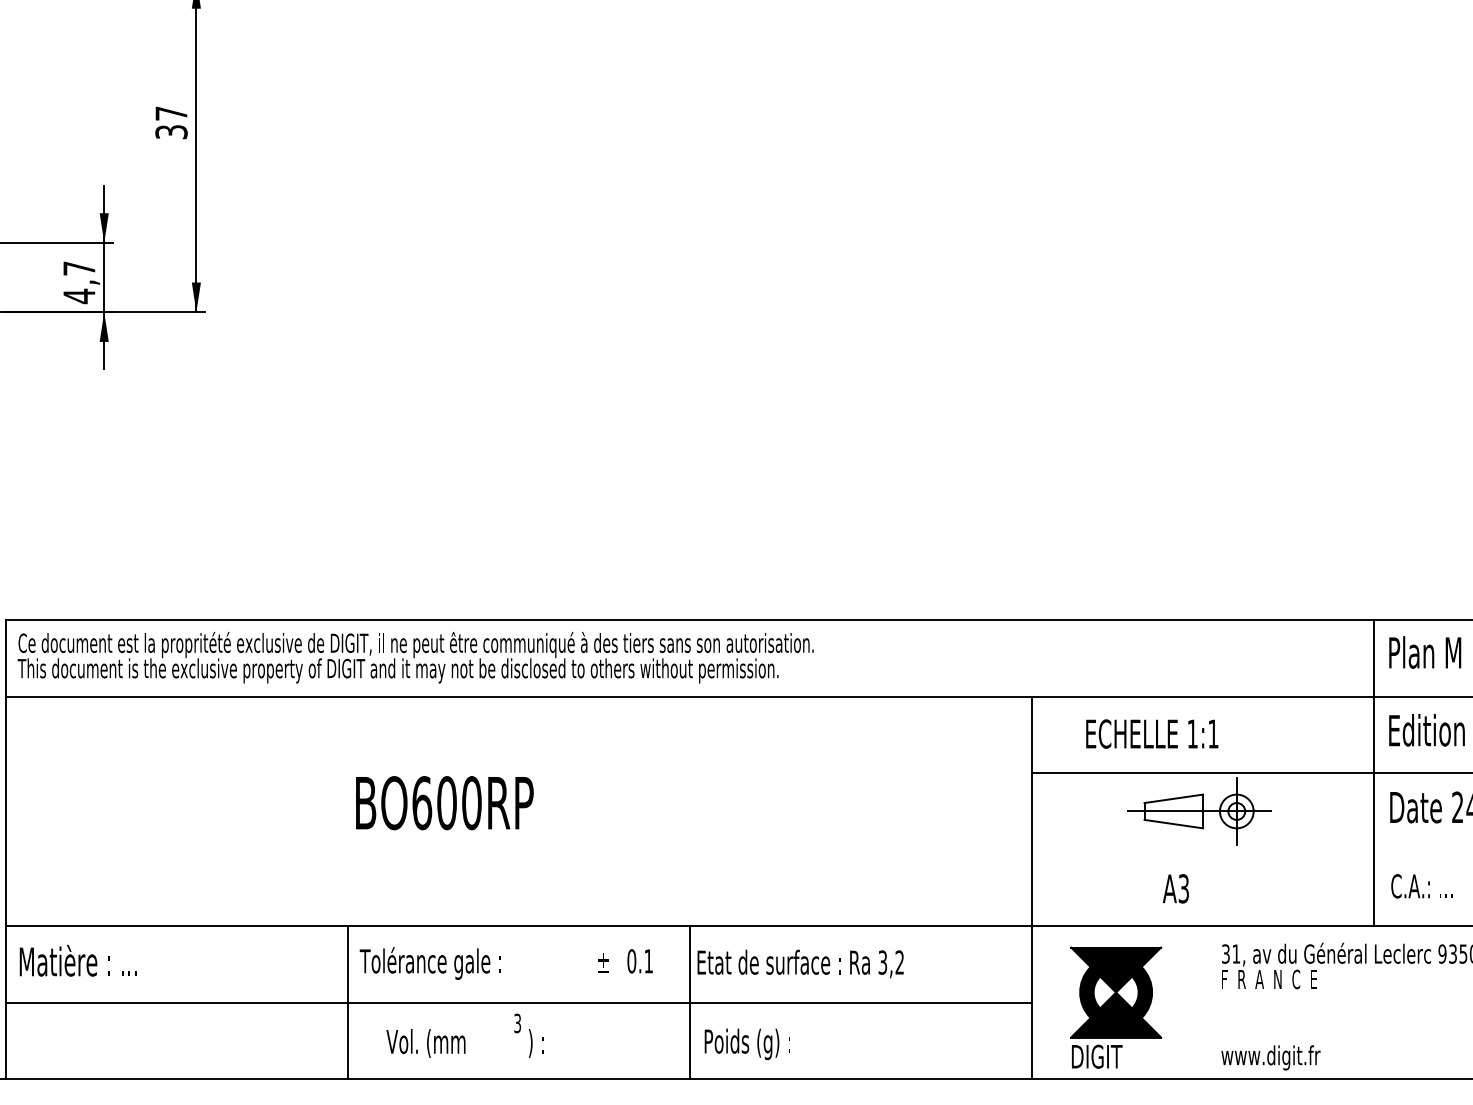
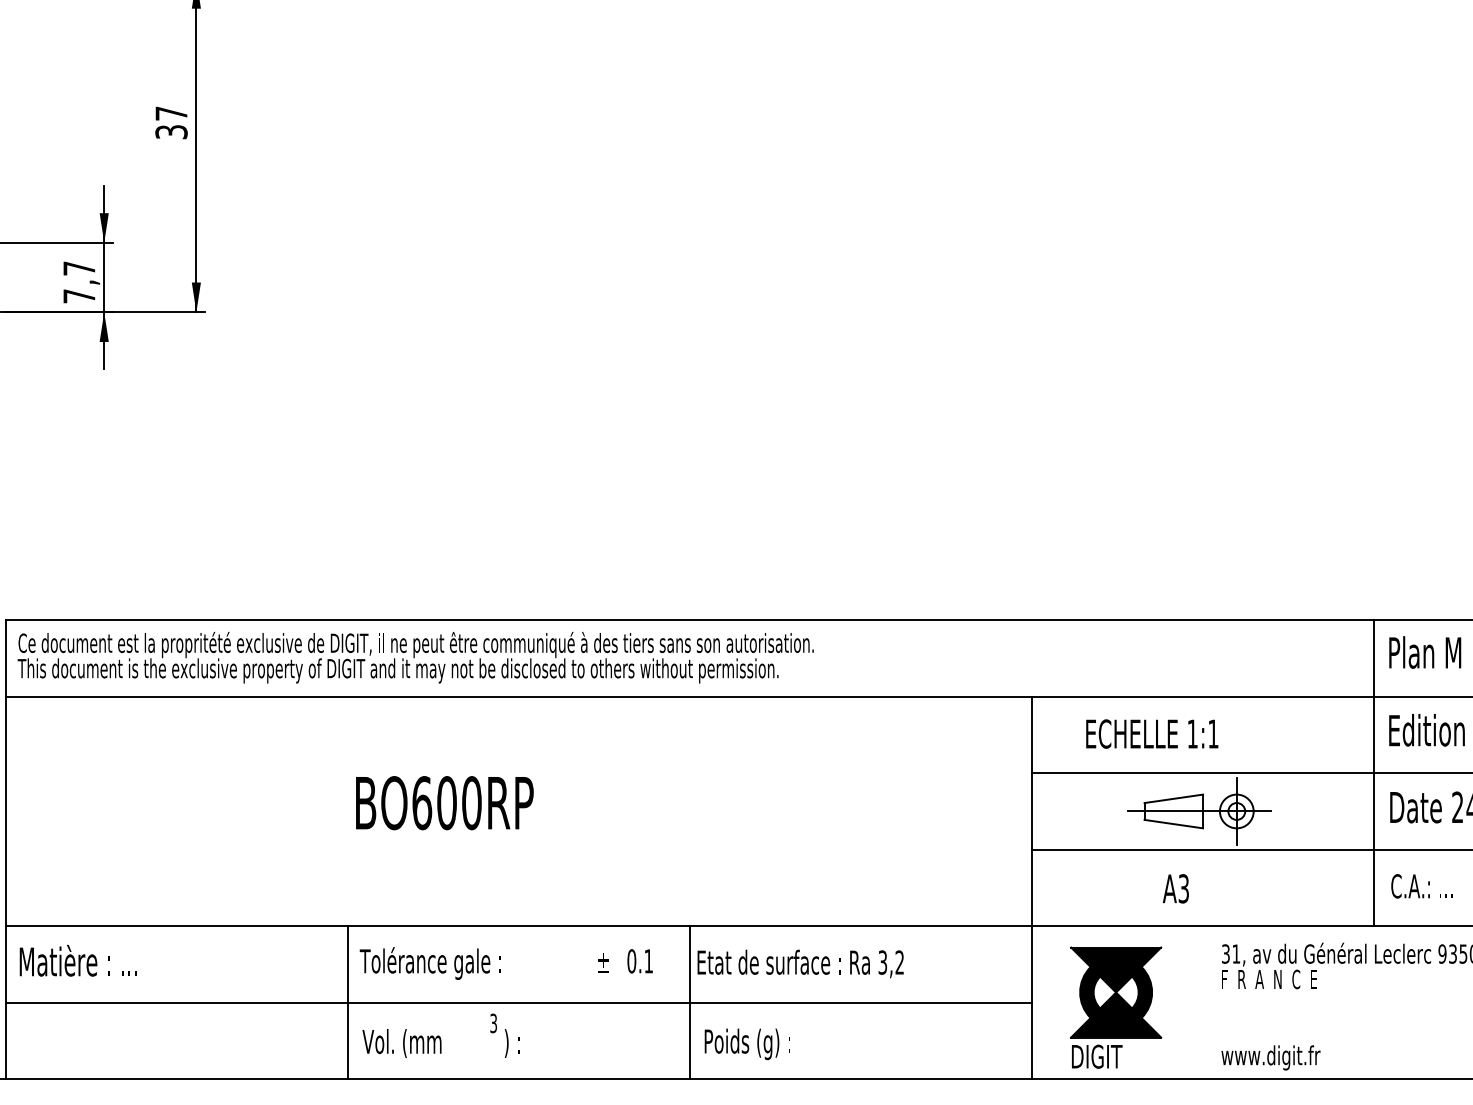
text: 4,7 -> 7,7 (79, 296)
line: none -> present (1250, 849)
text position: (464, 1035) -> (440, 1035) (440, 1035)
